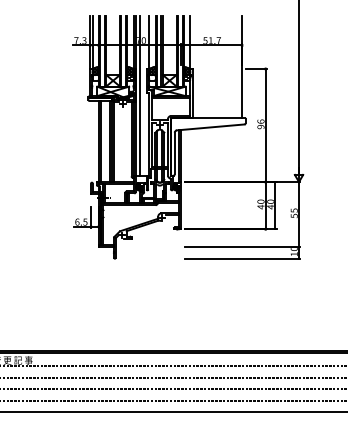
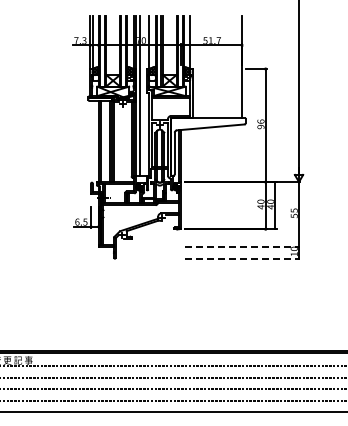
line: solid -> dashed (242, 246)
line: solid -> dashed (242, 258)
